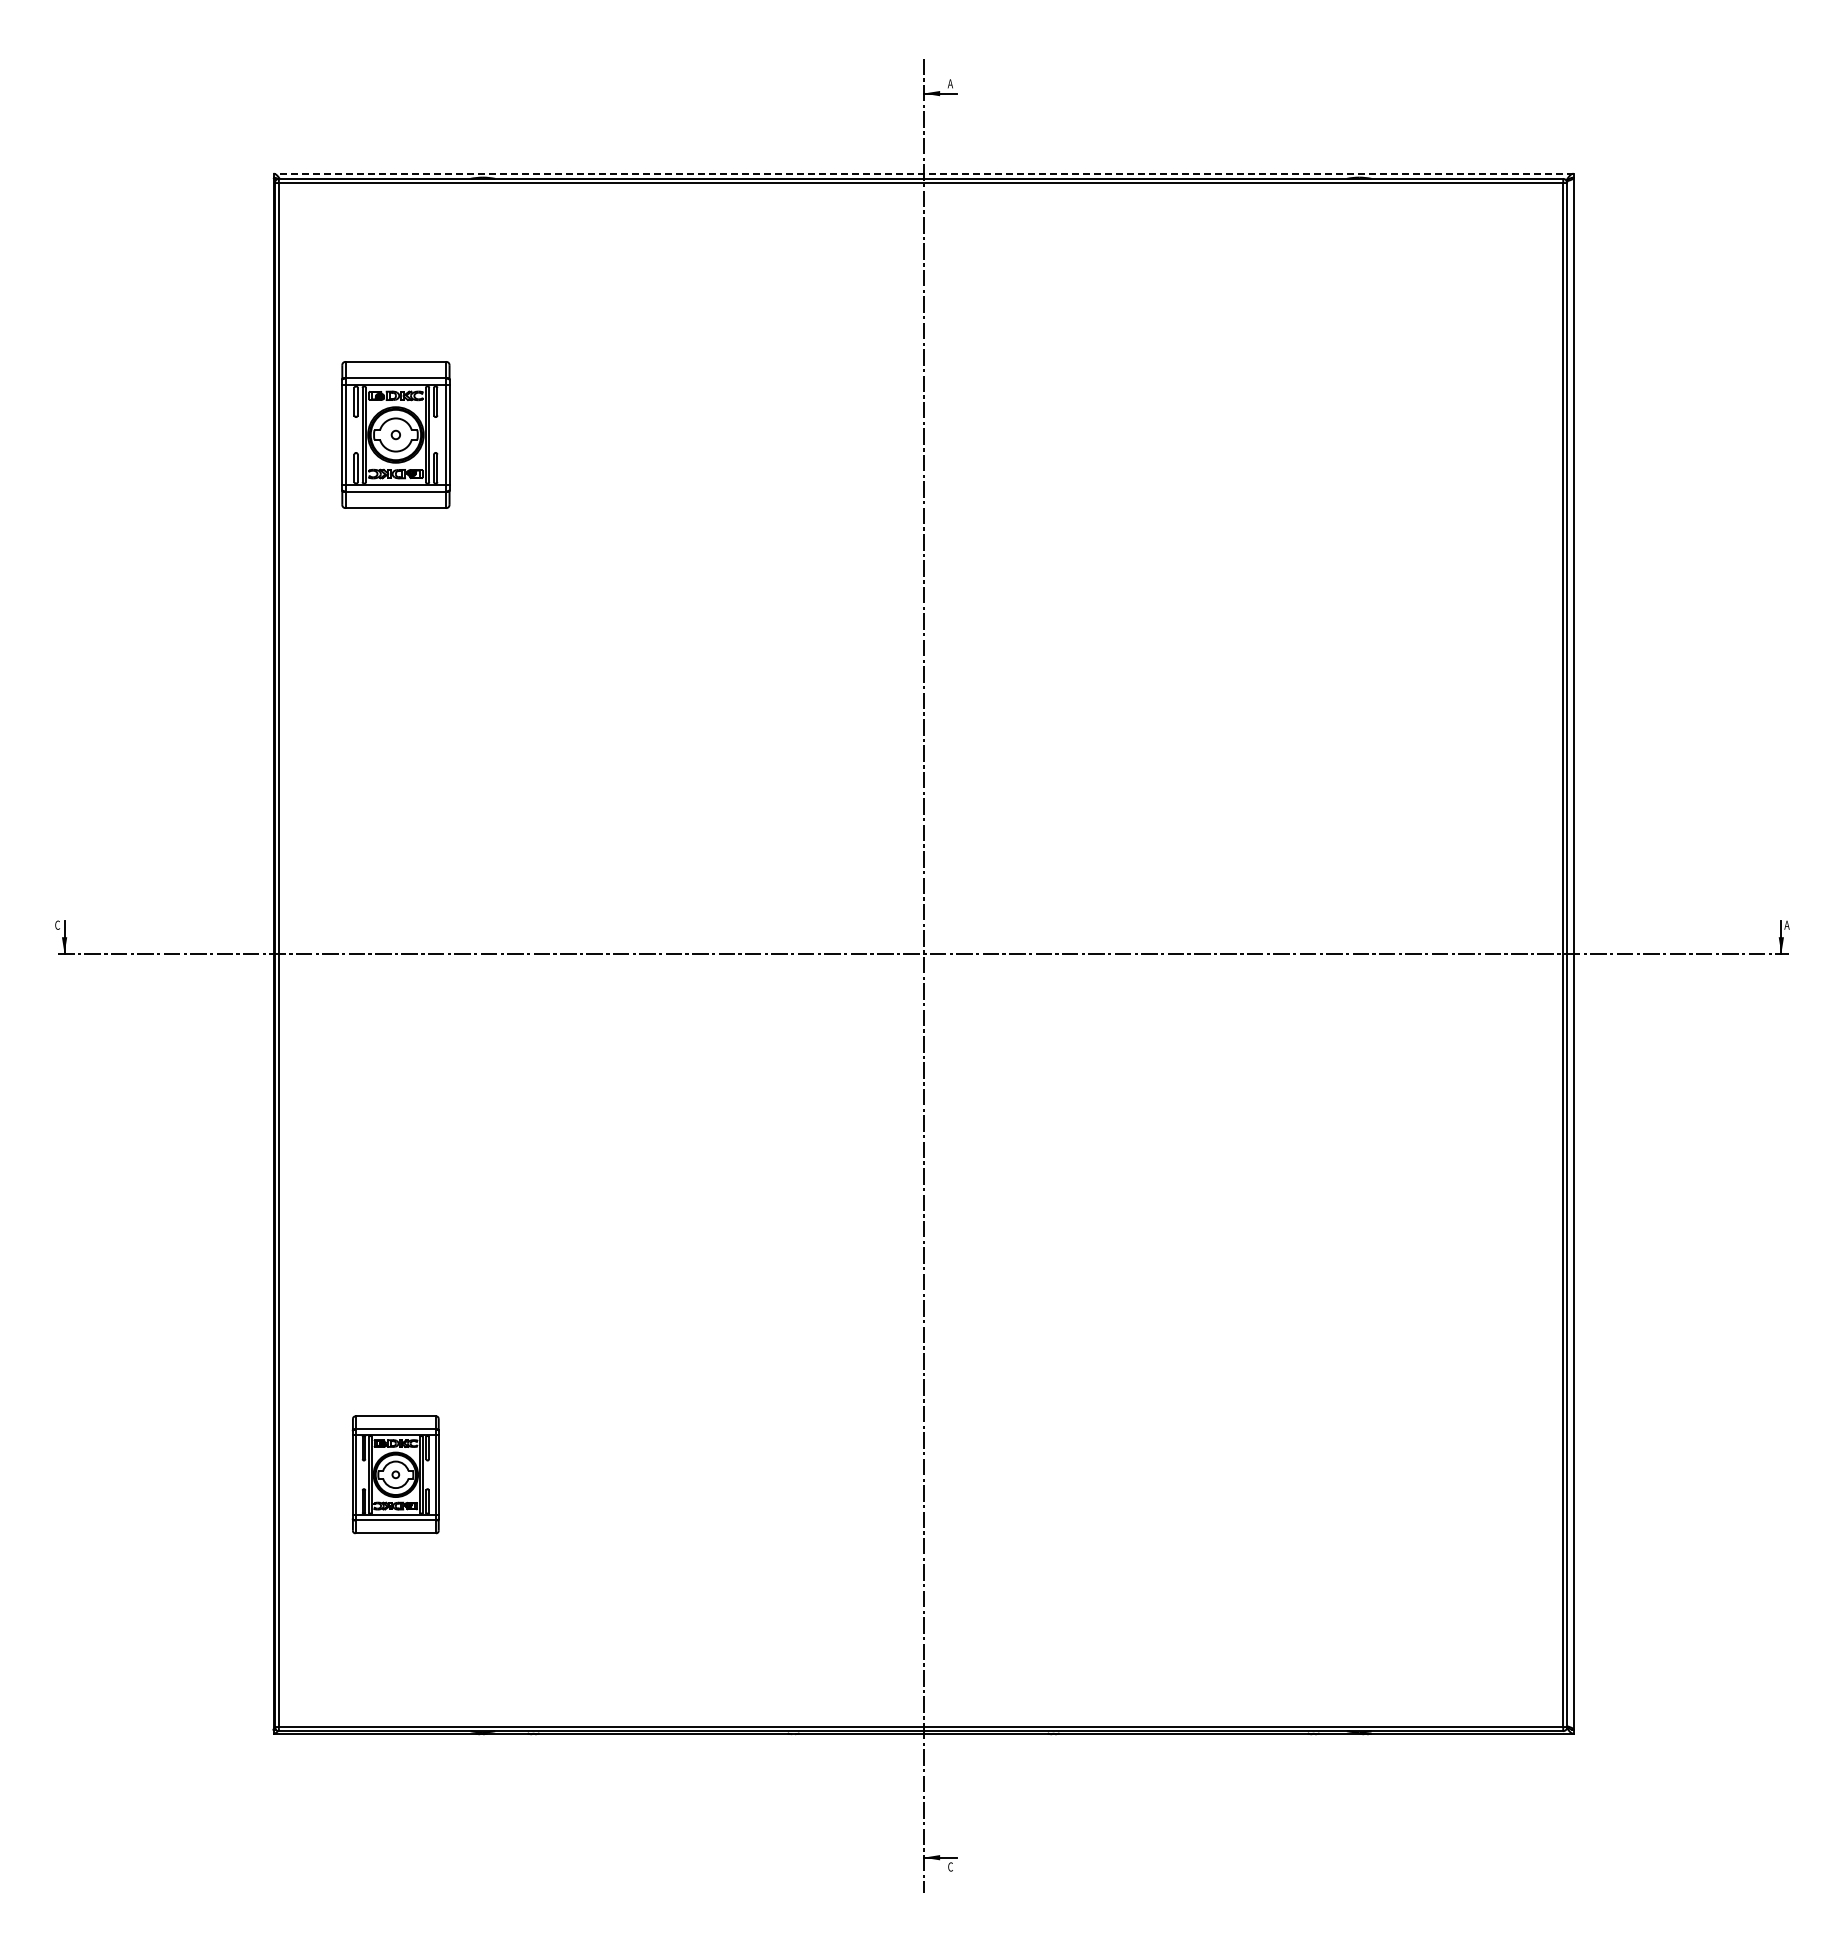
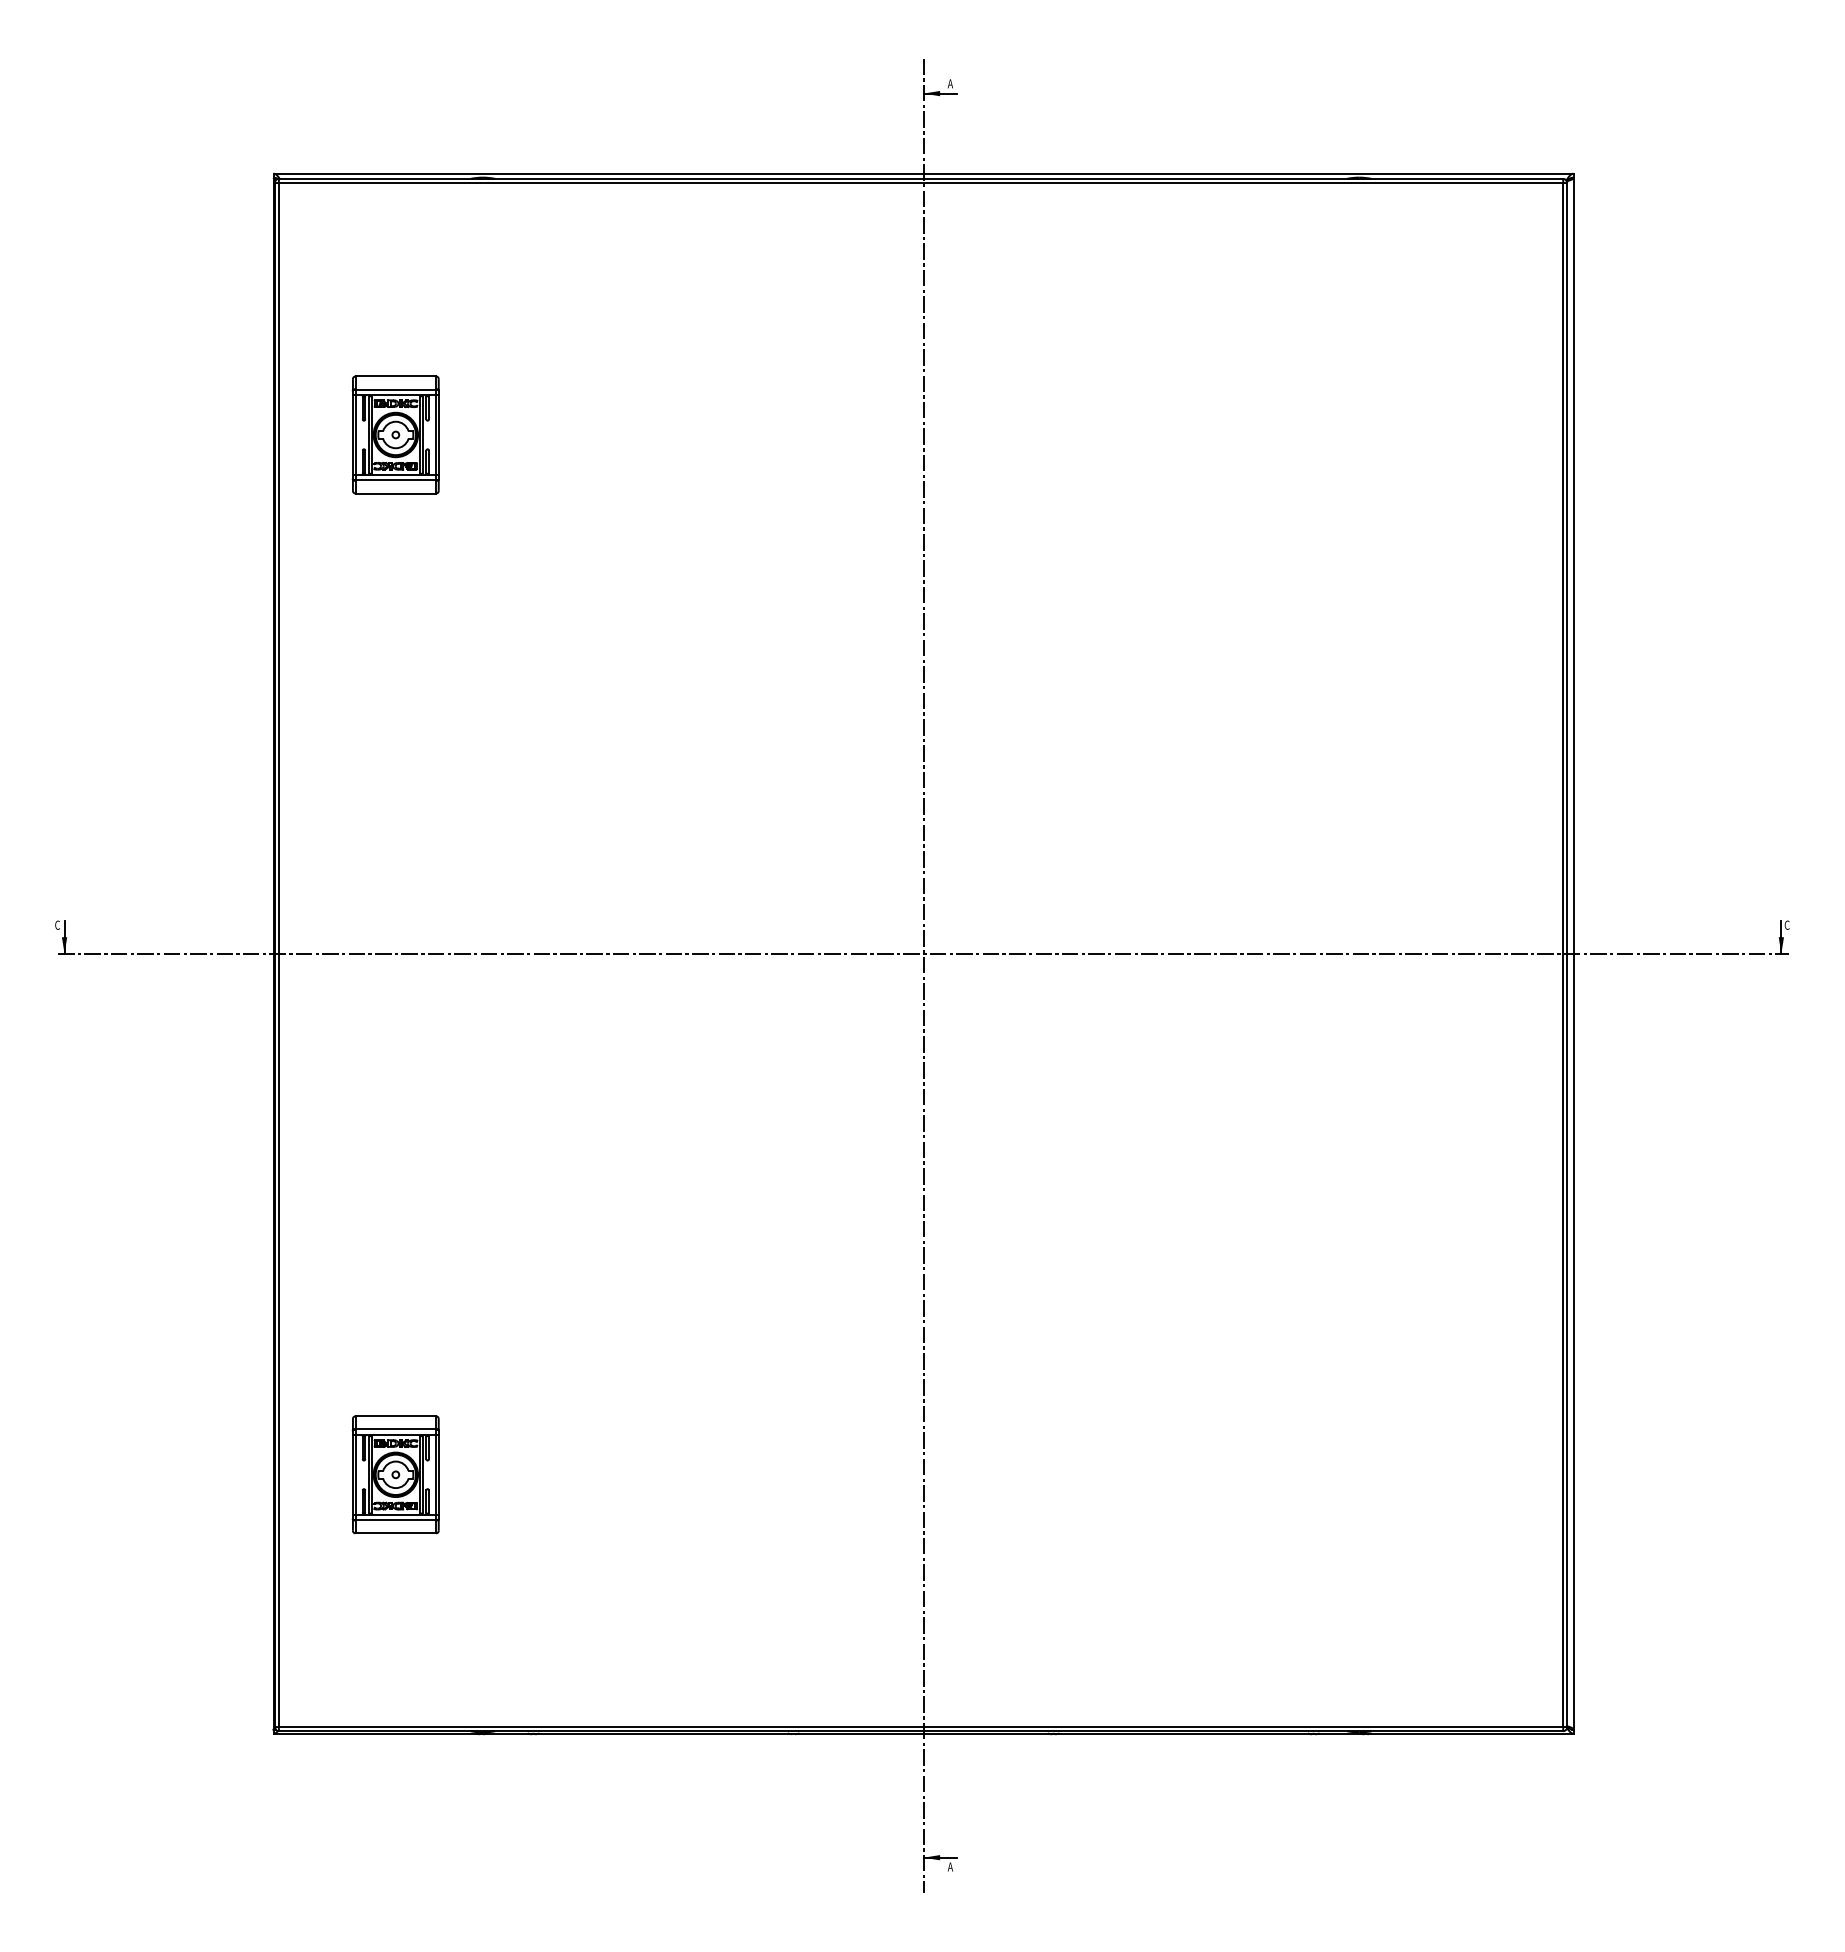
line: dashed -> solid (923, 173)
part size: 110x148 px -> 89x120 px (395, 434)
text: A -> С (1786, 924)
text: С -> A (950, 1866)
